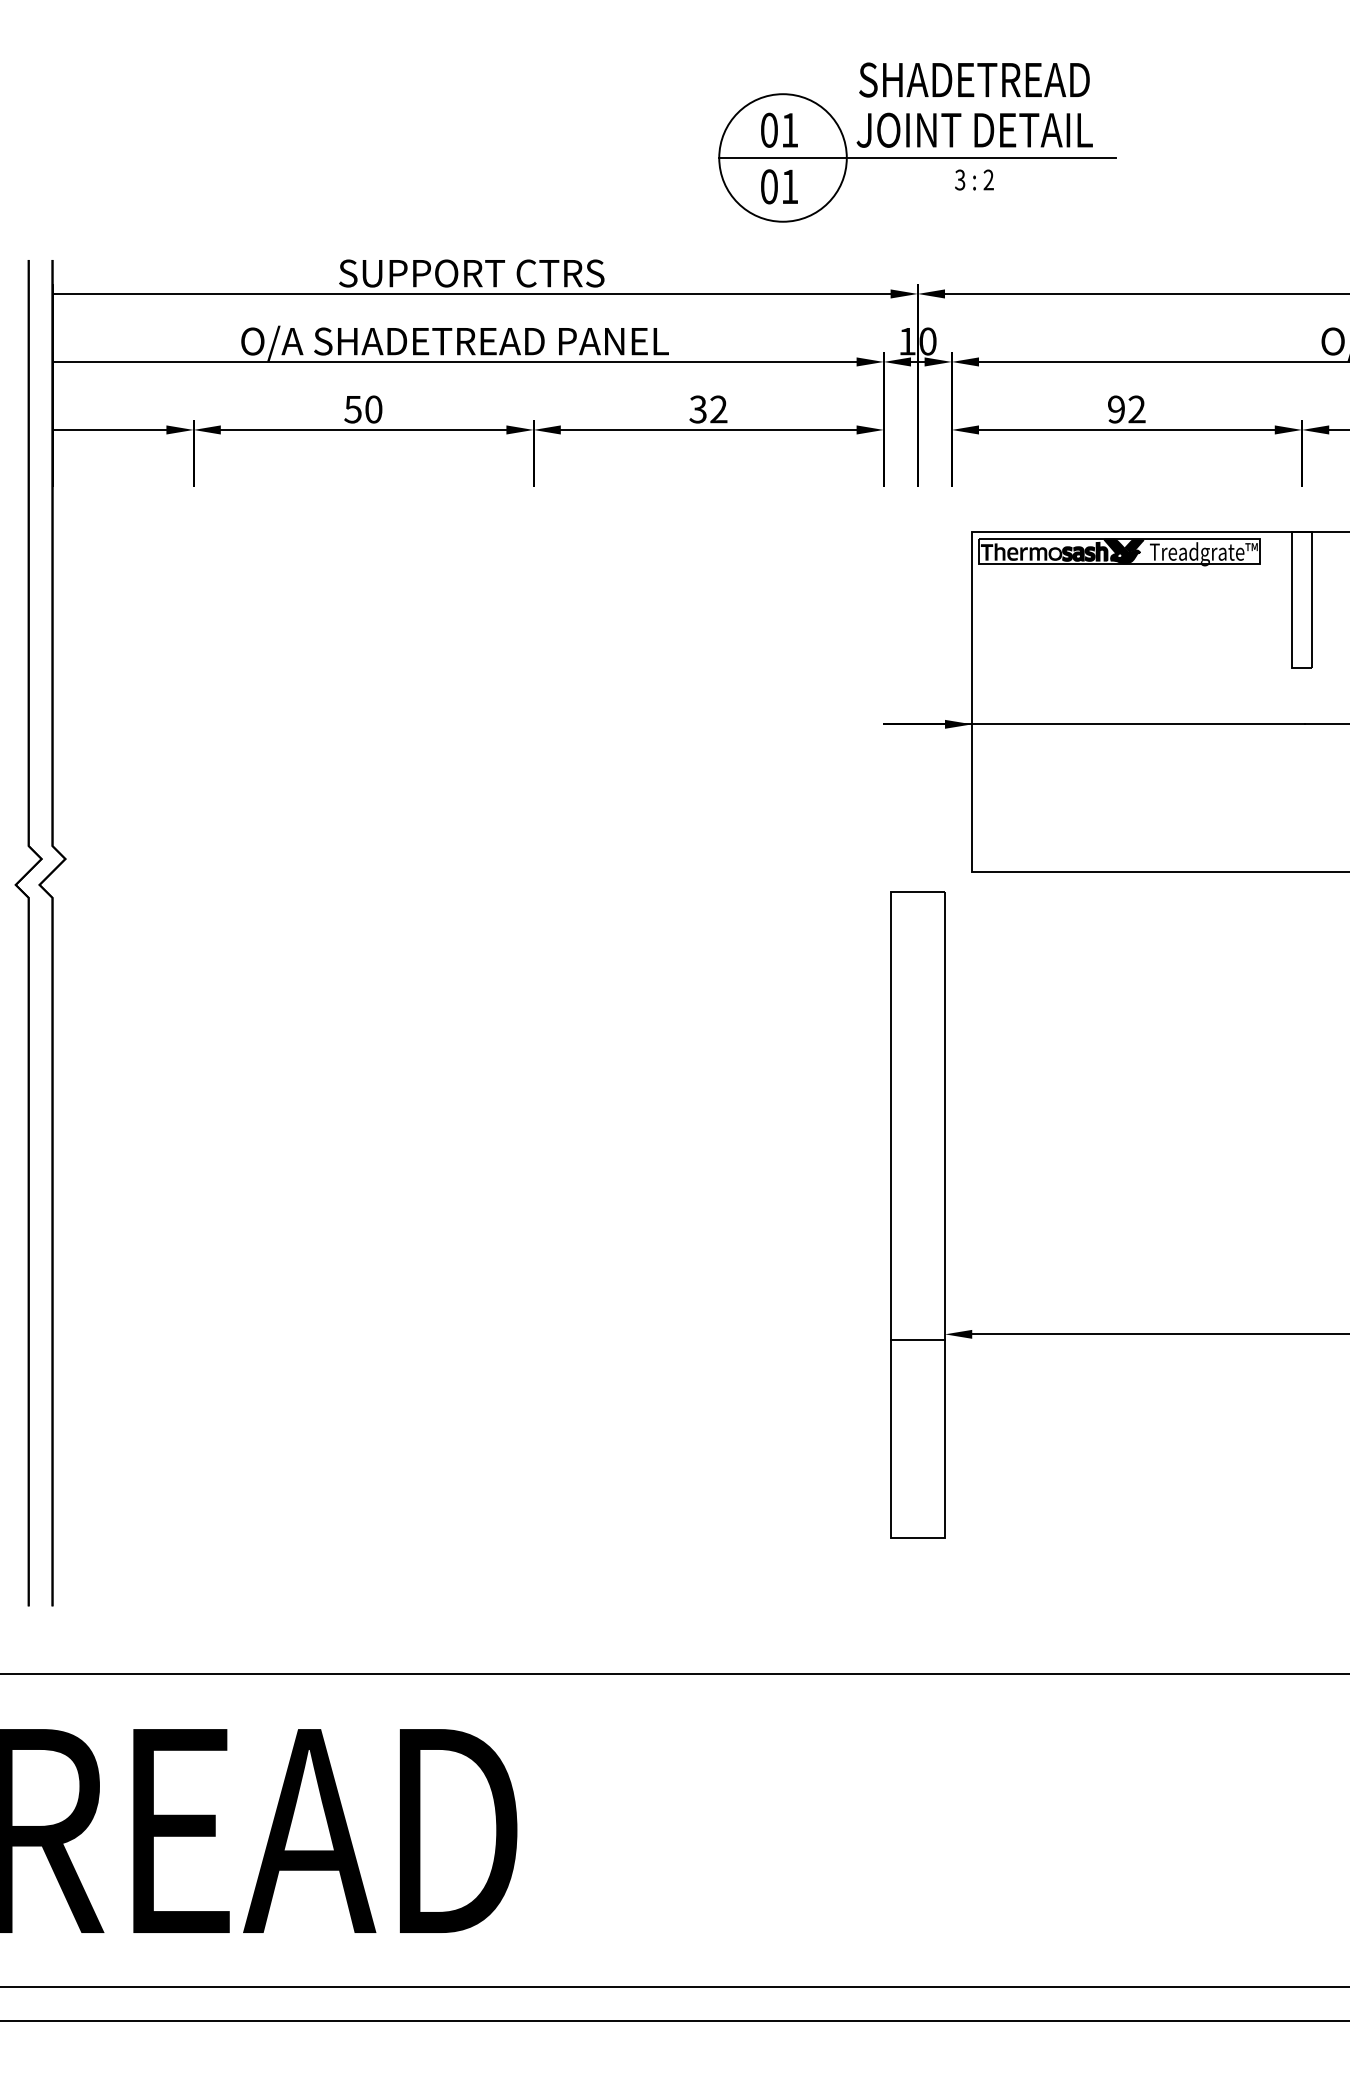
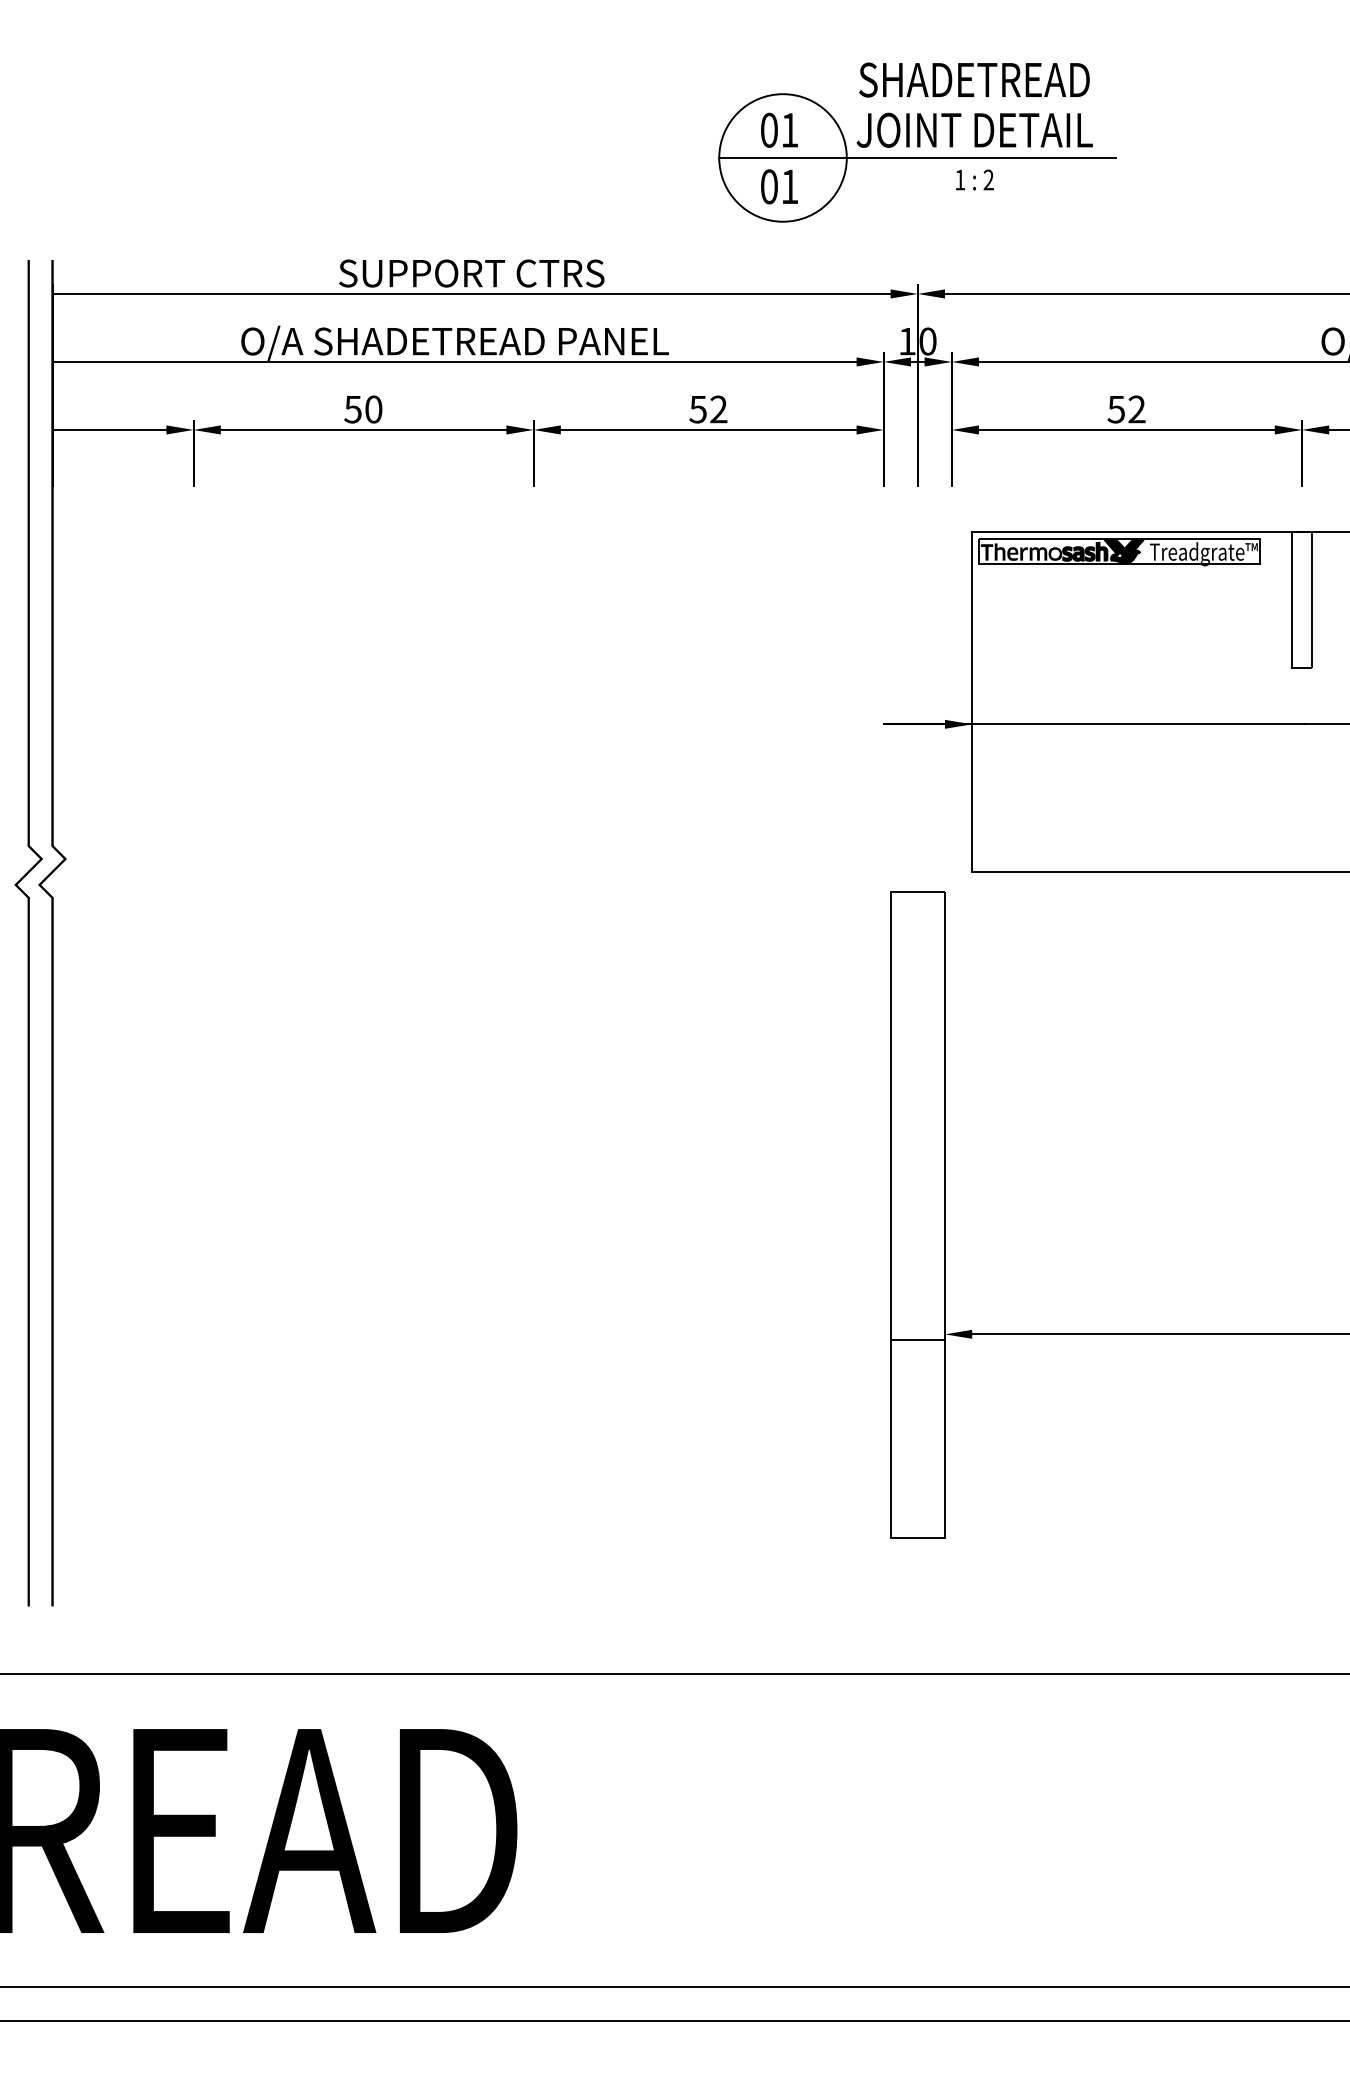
text: 3 -> 1 (960, 179)
text: 32 -> 52 (697, 409)
text: 92 -> 52 (1115, 409)
